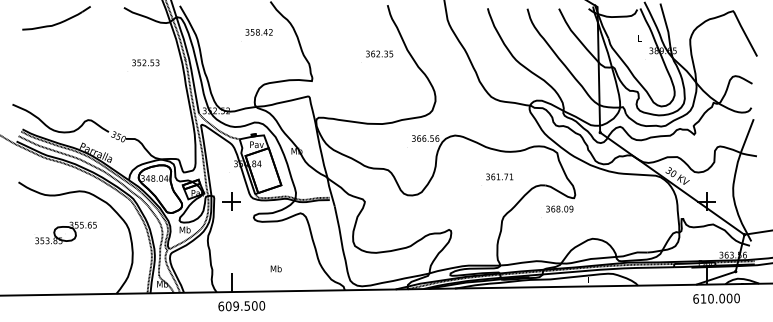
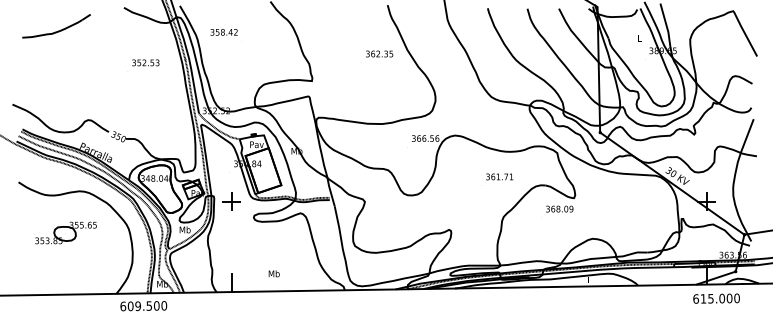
part position: (56, 18) -> (56, 26) (56, 26)
text position: (258, 32) -> (223, 32) (223, 32)
text position: (275, 268) -> (273, 273) (273, 273)
text: 610.000 -> 615.000 (710, 298)
text position: (241, 306) -> (143, 306) (143, 306)
